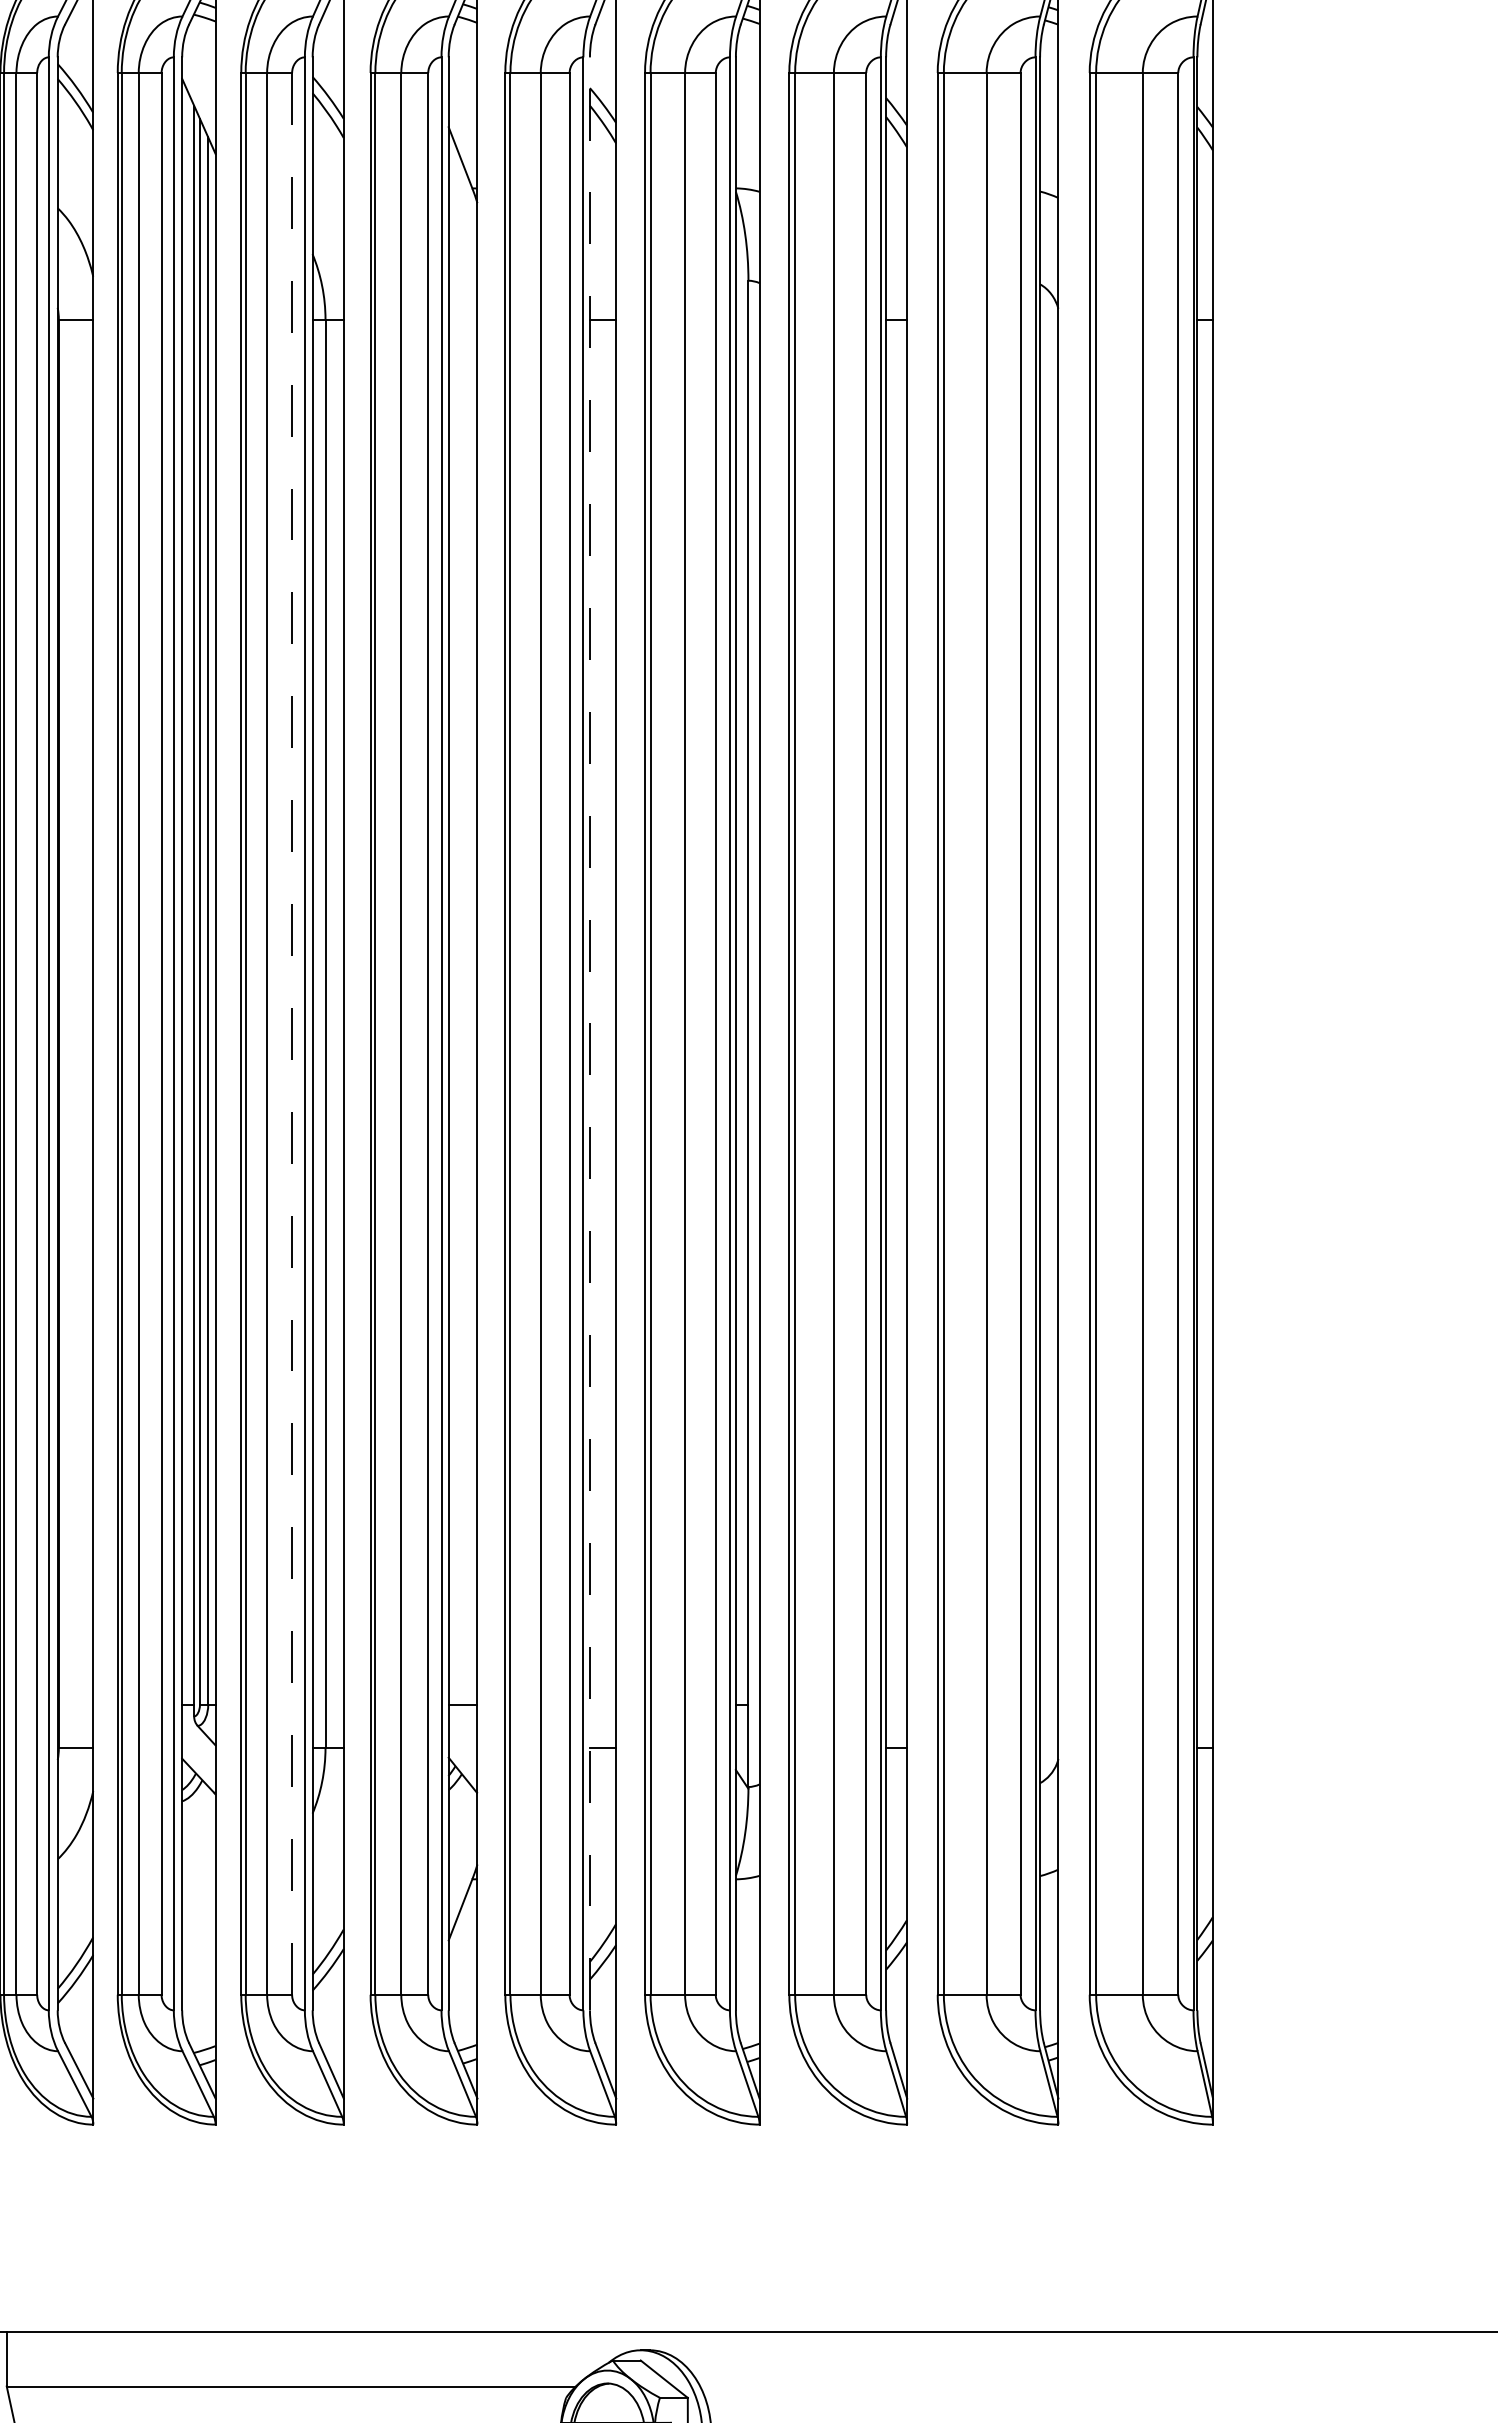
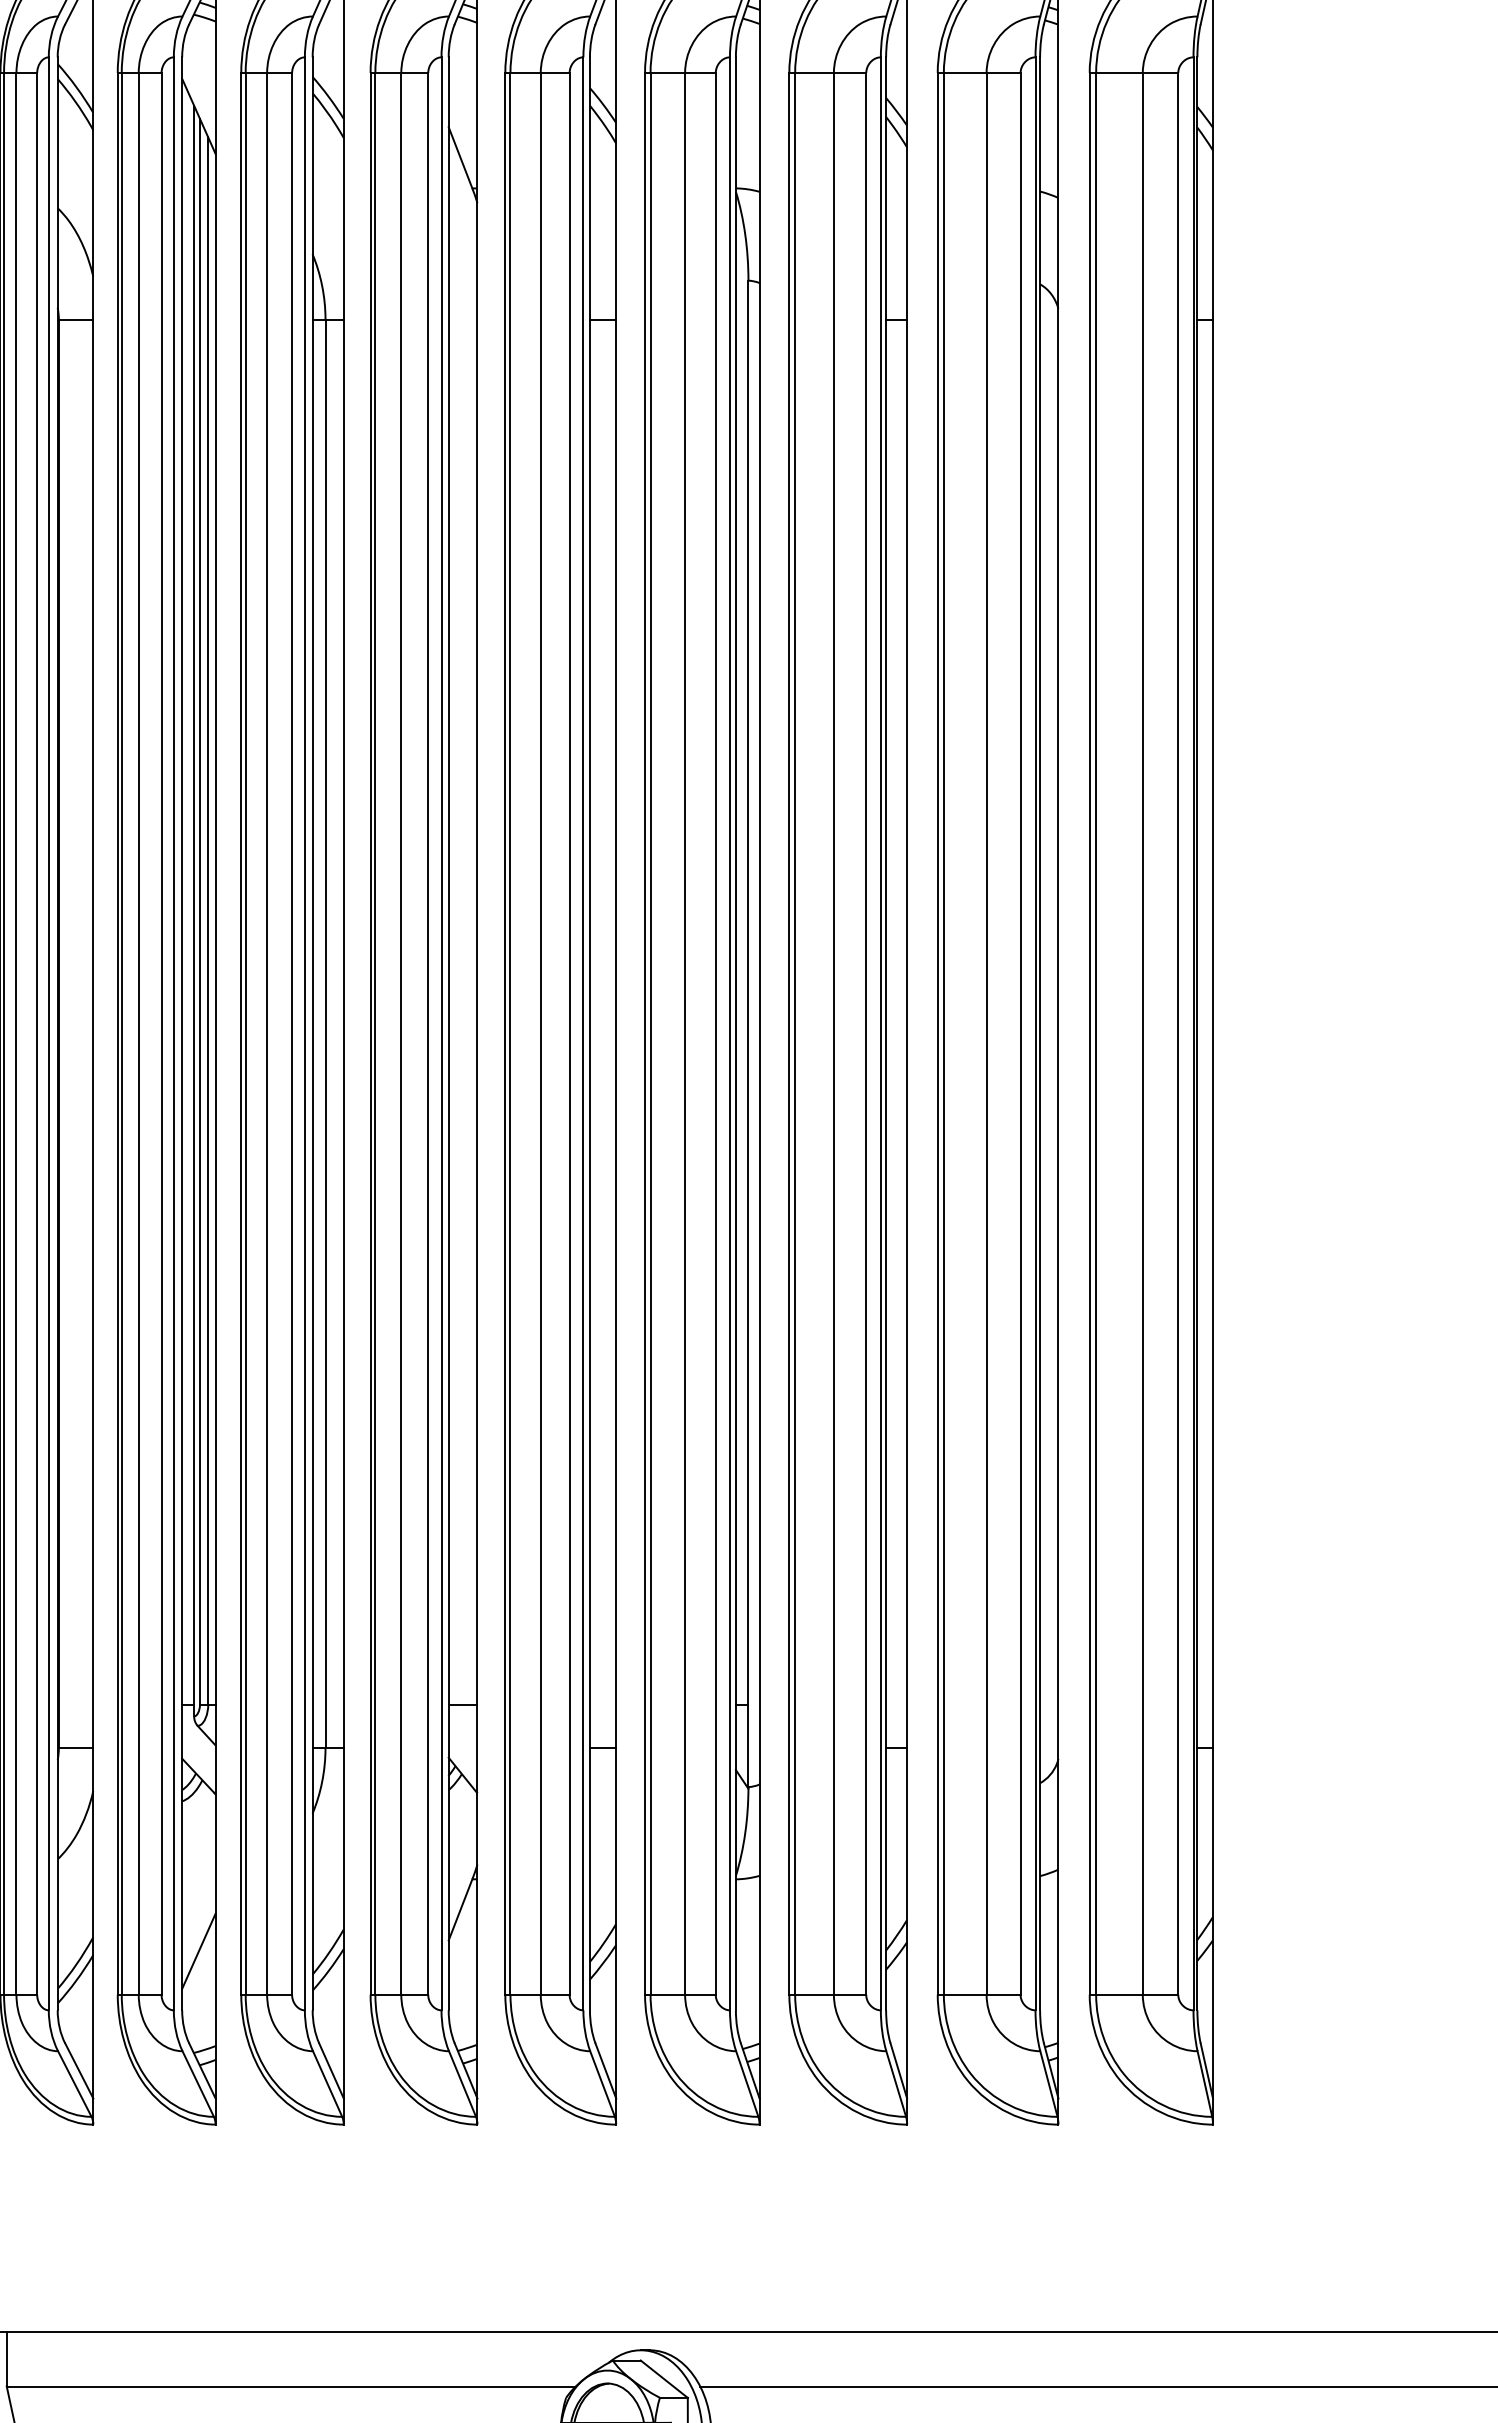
line: dashed -> solid (292, 1033)
line: dashed -> solid (589, 1033)
line: none -> present (198, 1950)
line: none -> present (1097, 2386)
